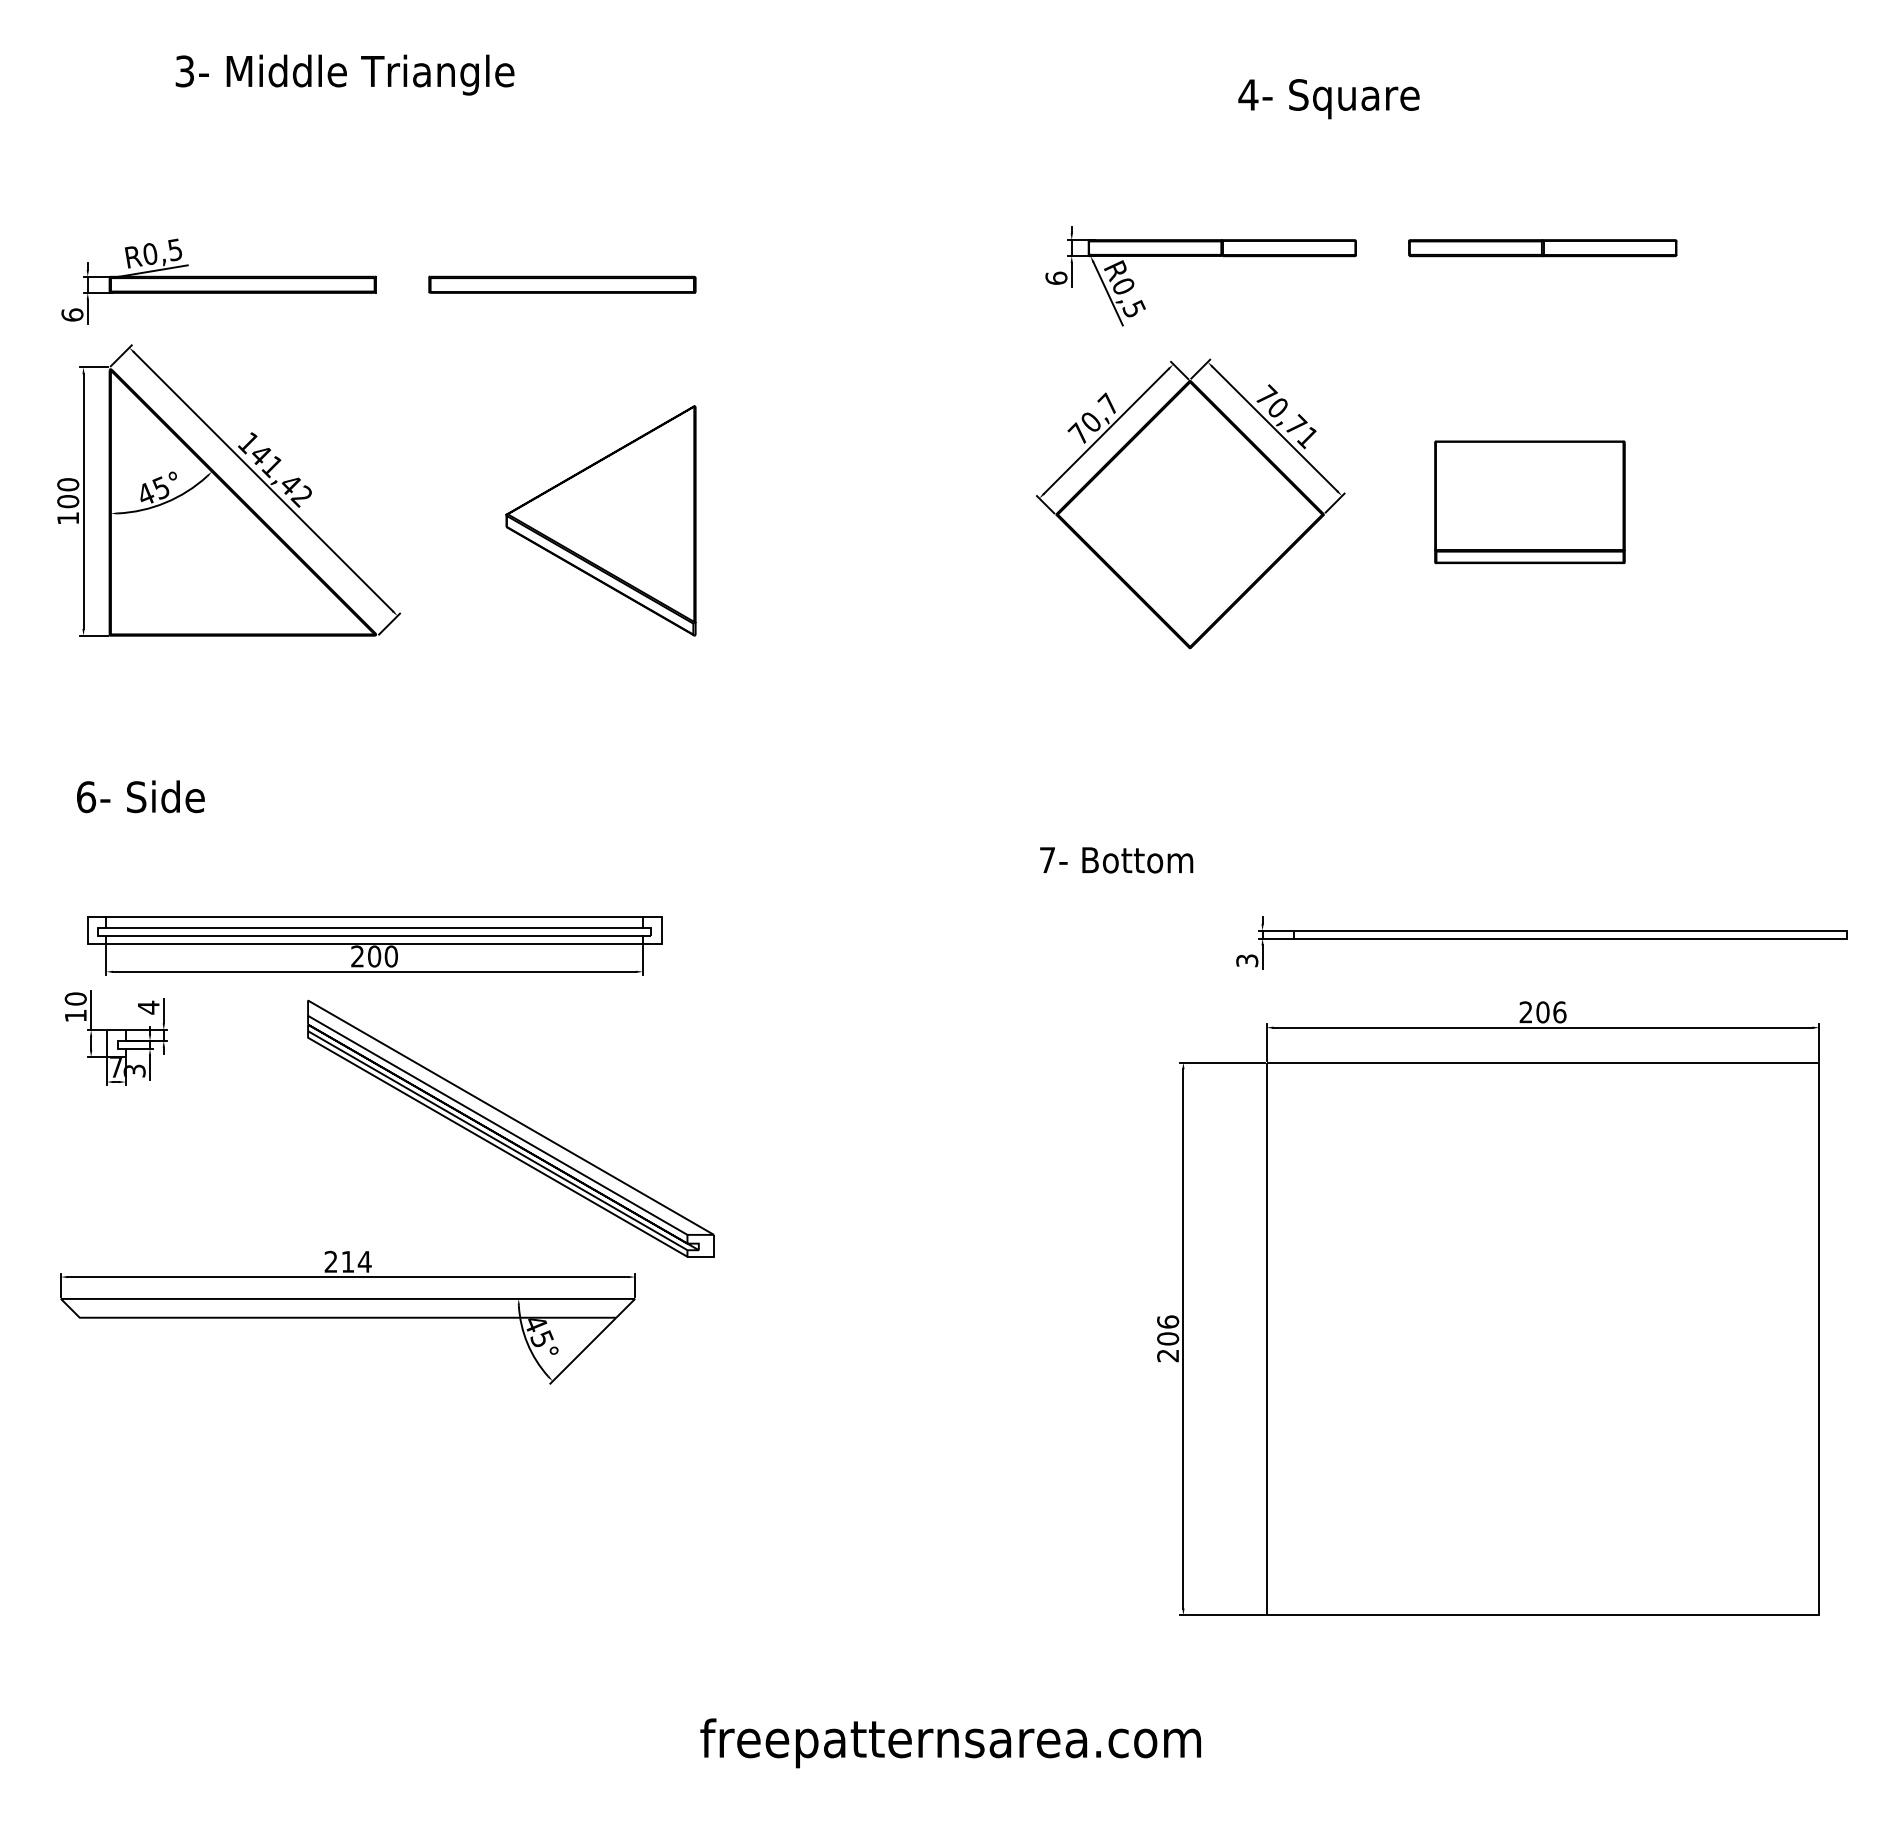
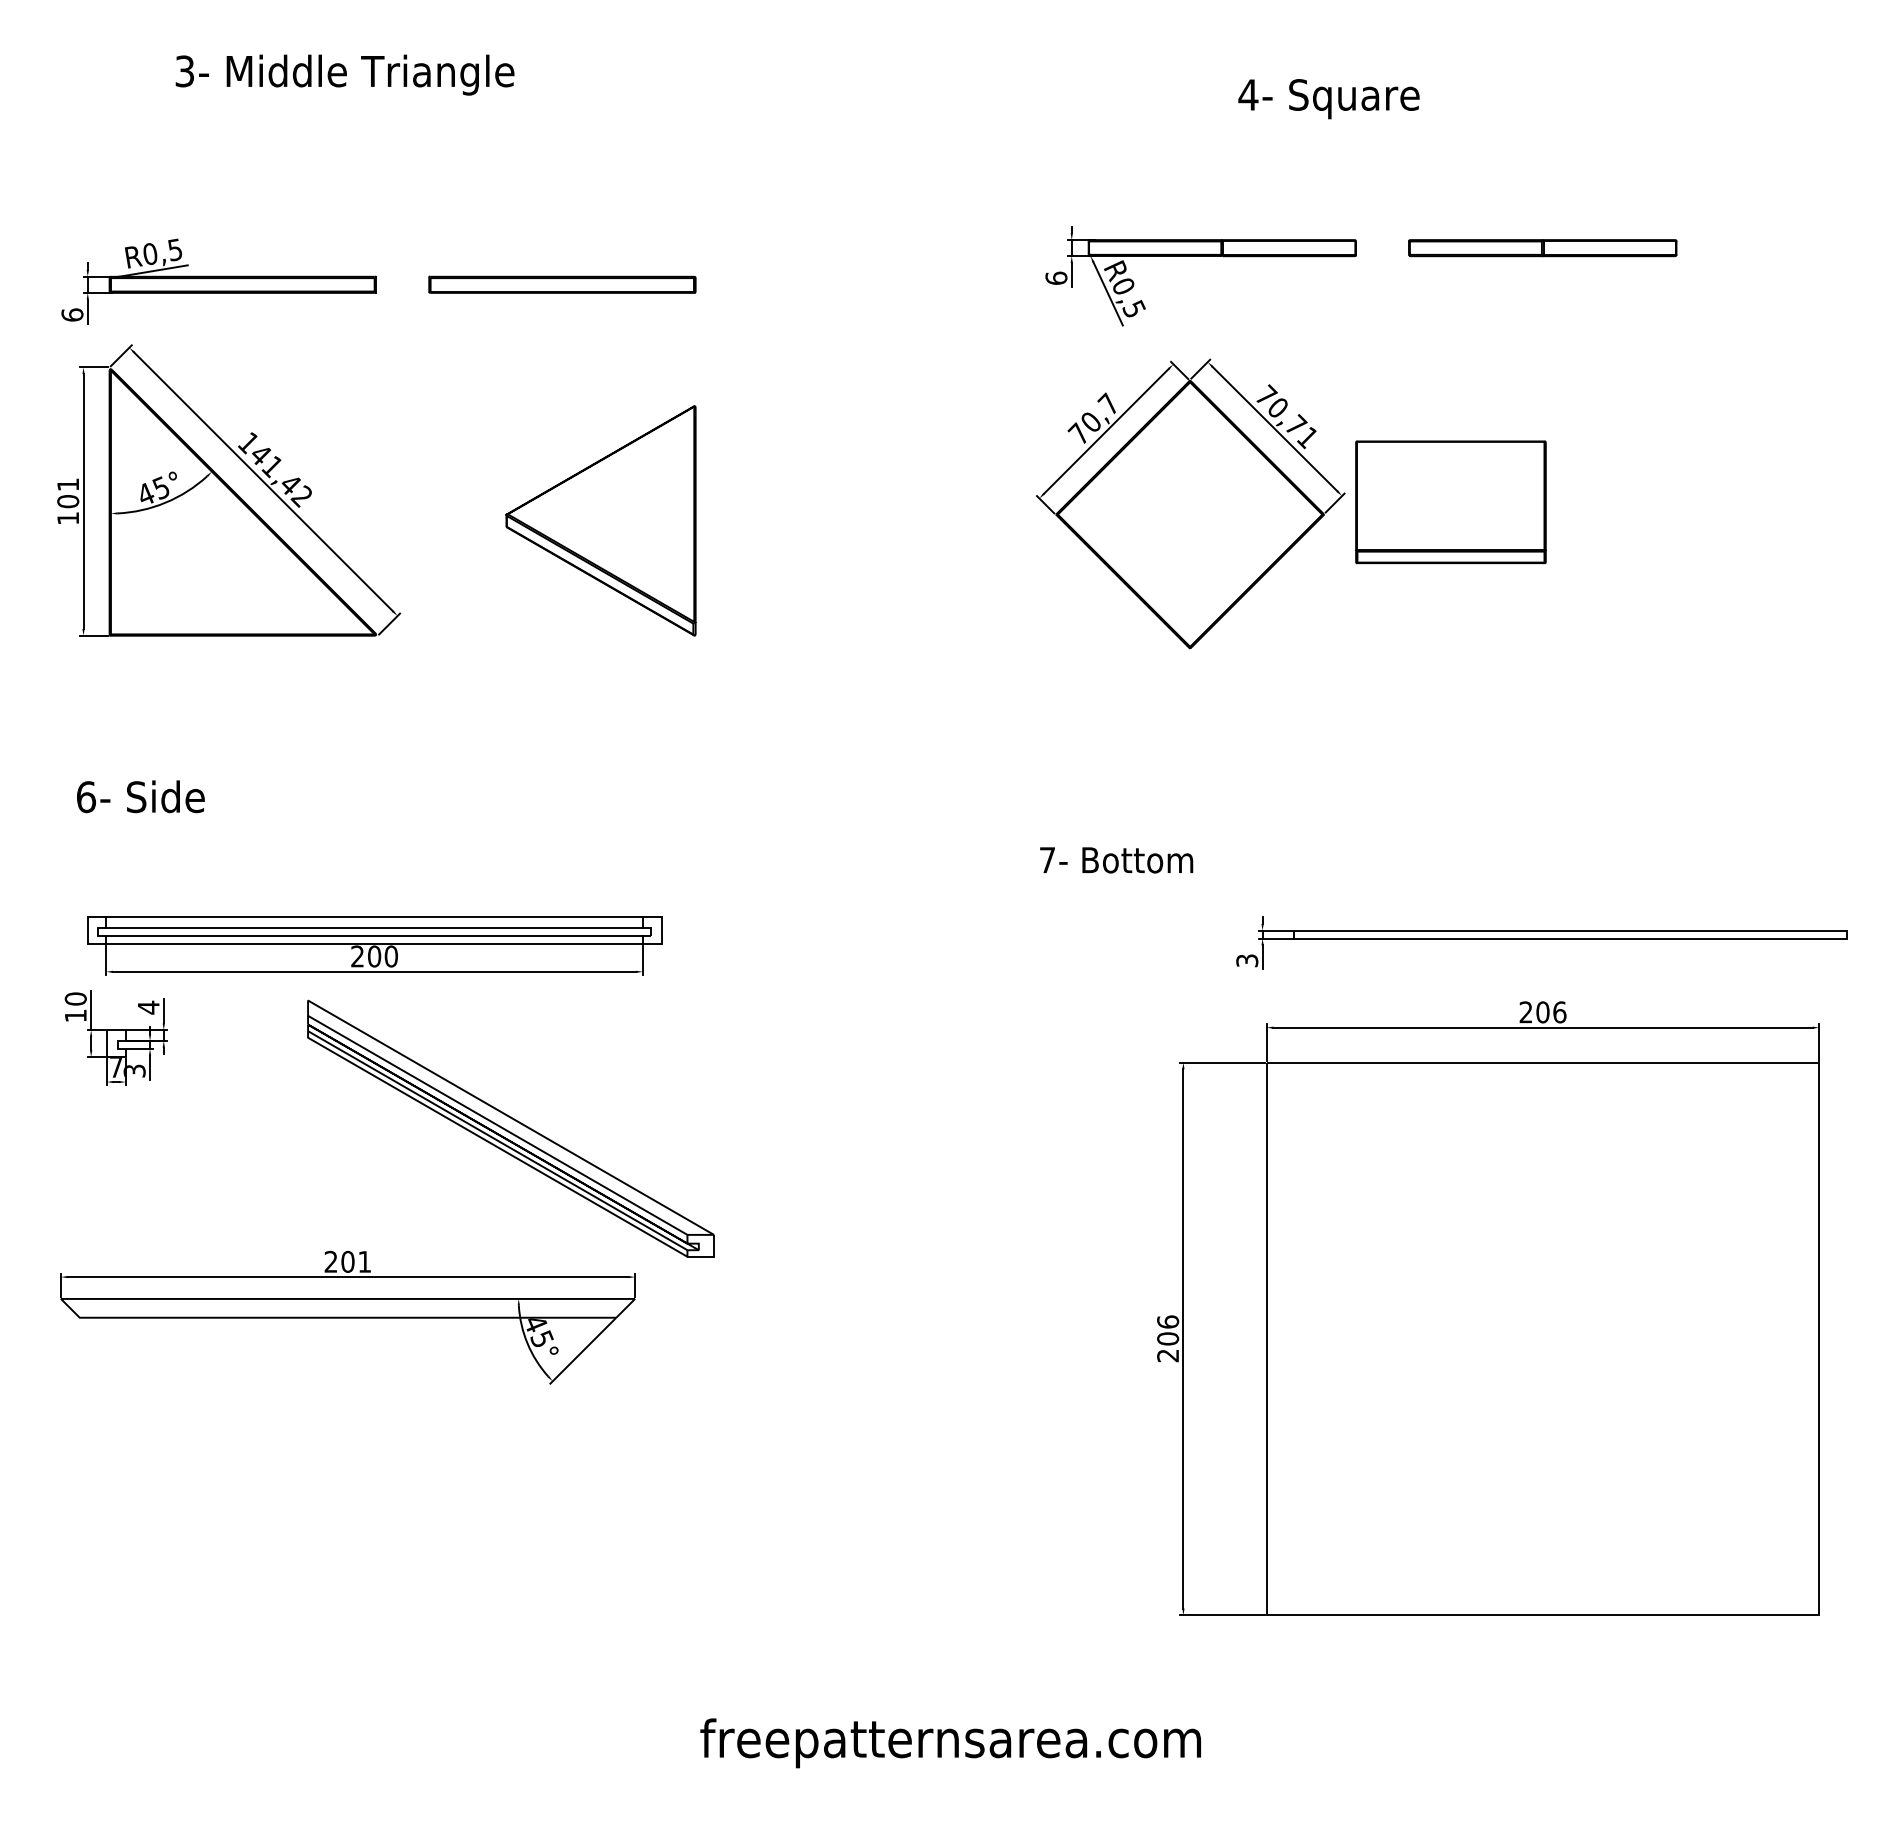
text: 100 -> 101 (68, 484)
part position: (1529, 502) -> (1450, 502) (1450, 502)
text: 214 -> 201 (356, 1261)
